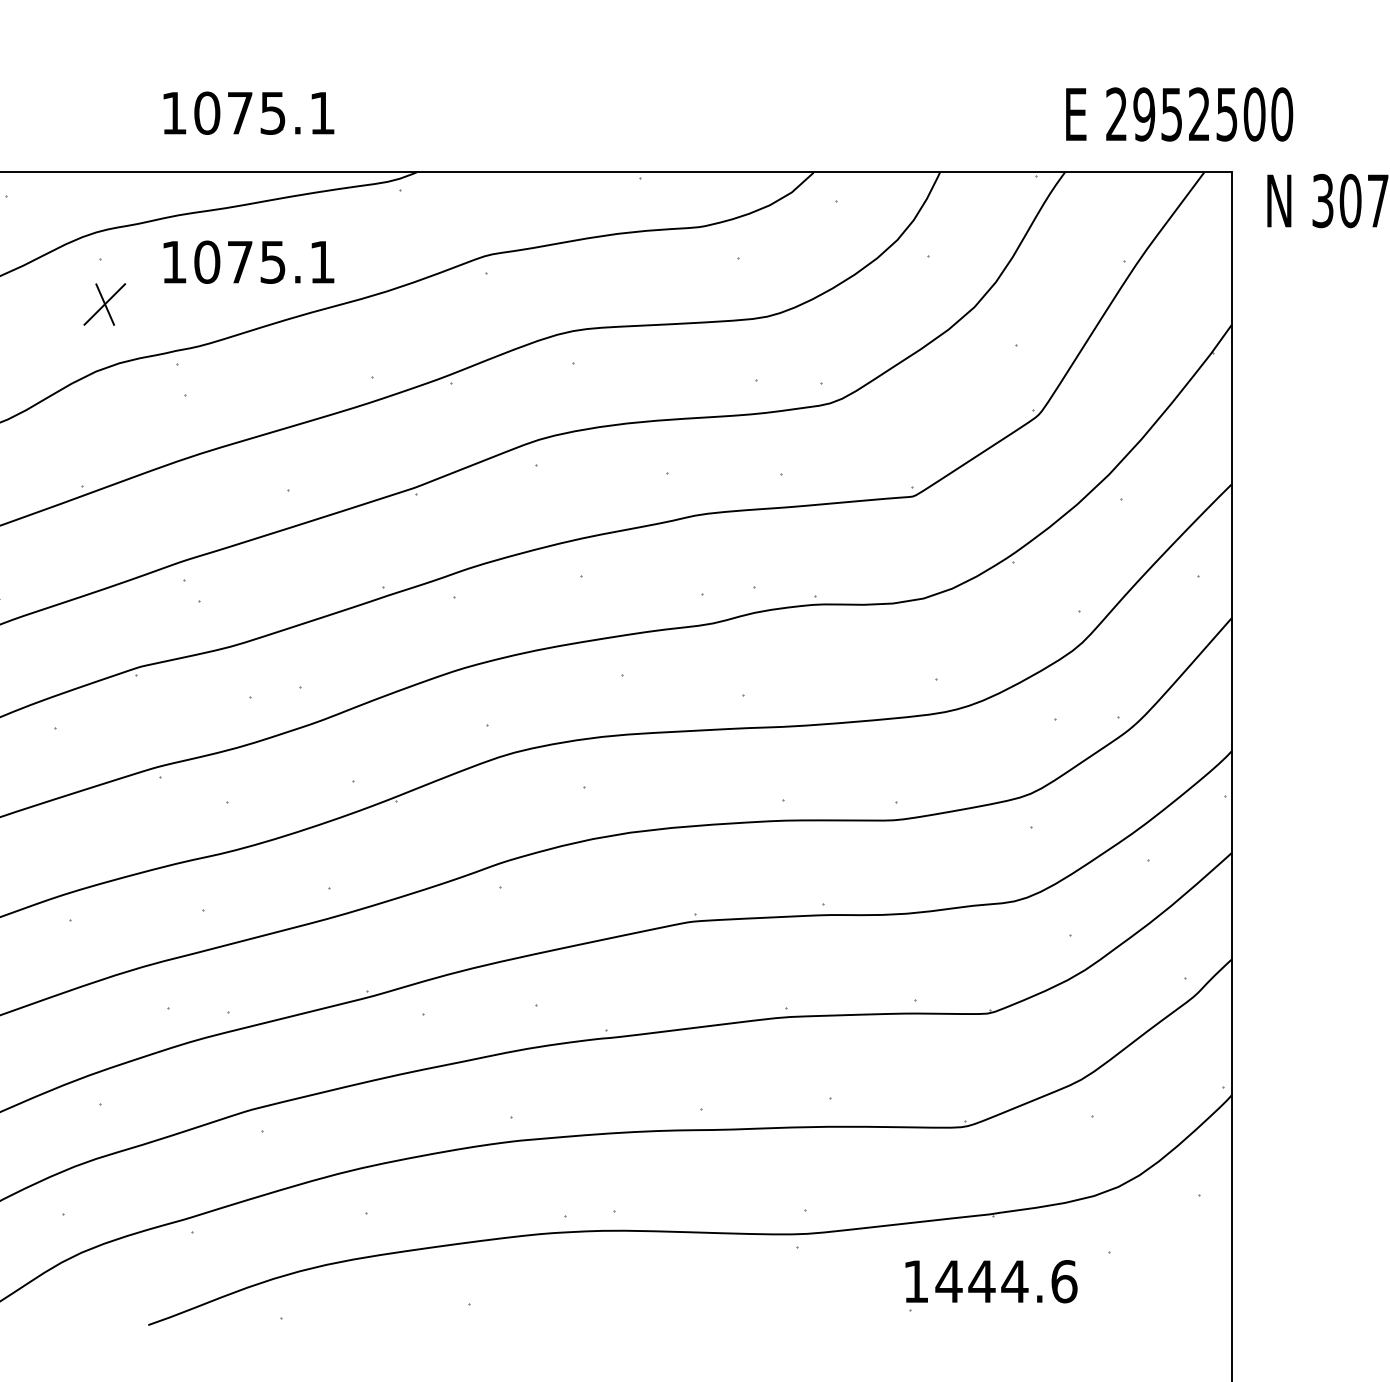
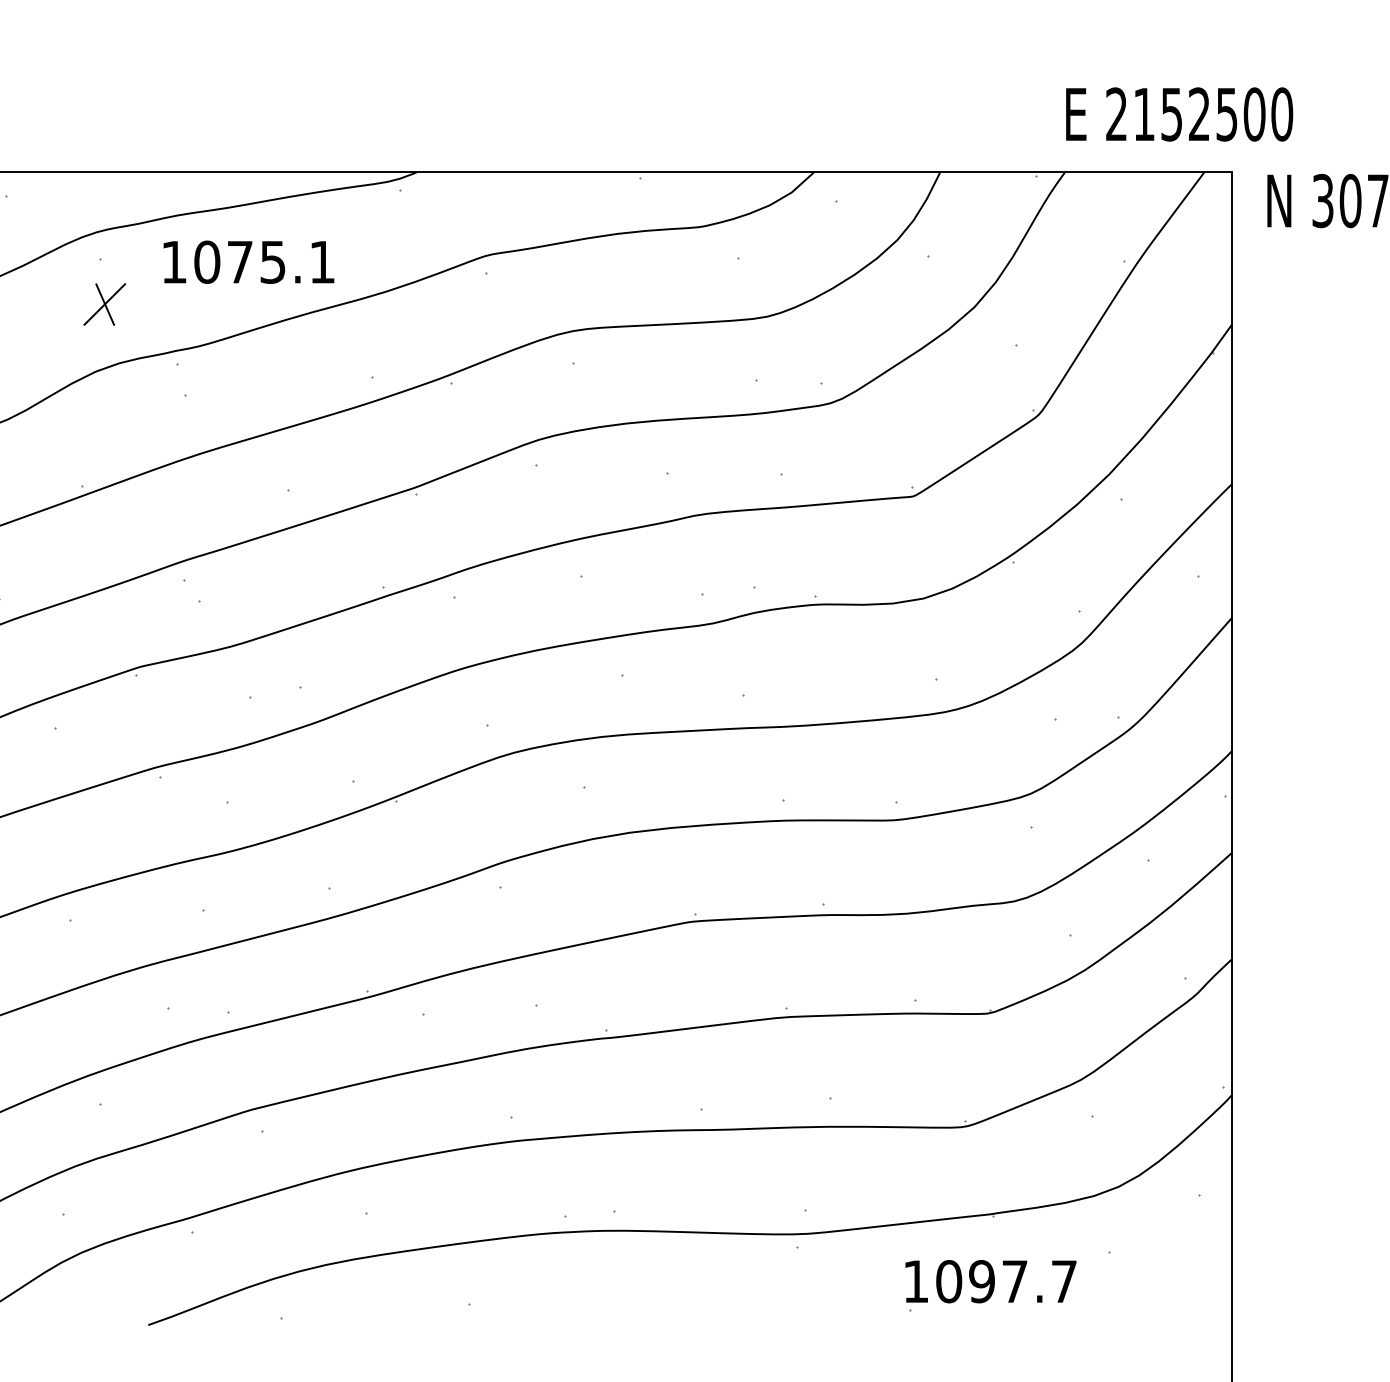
part: present -> none (248, 112)
text: 2952500 -> 2152500 (1144, 114)
text: 1444.6 -> 1097.7 (1006, 1281)
